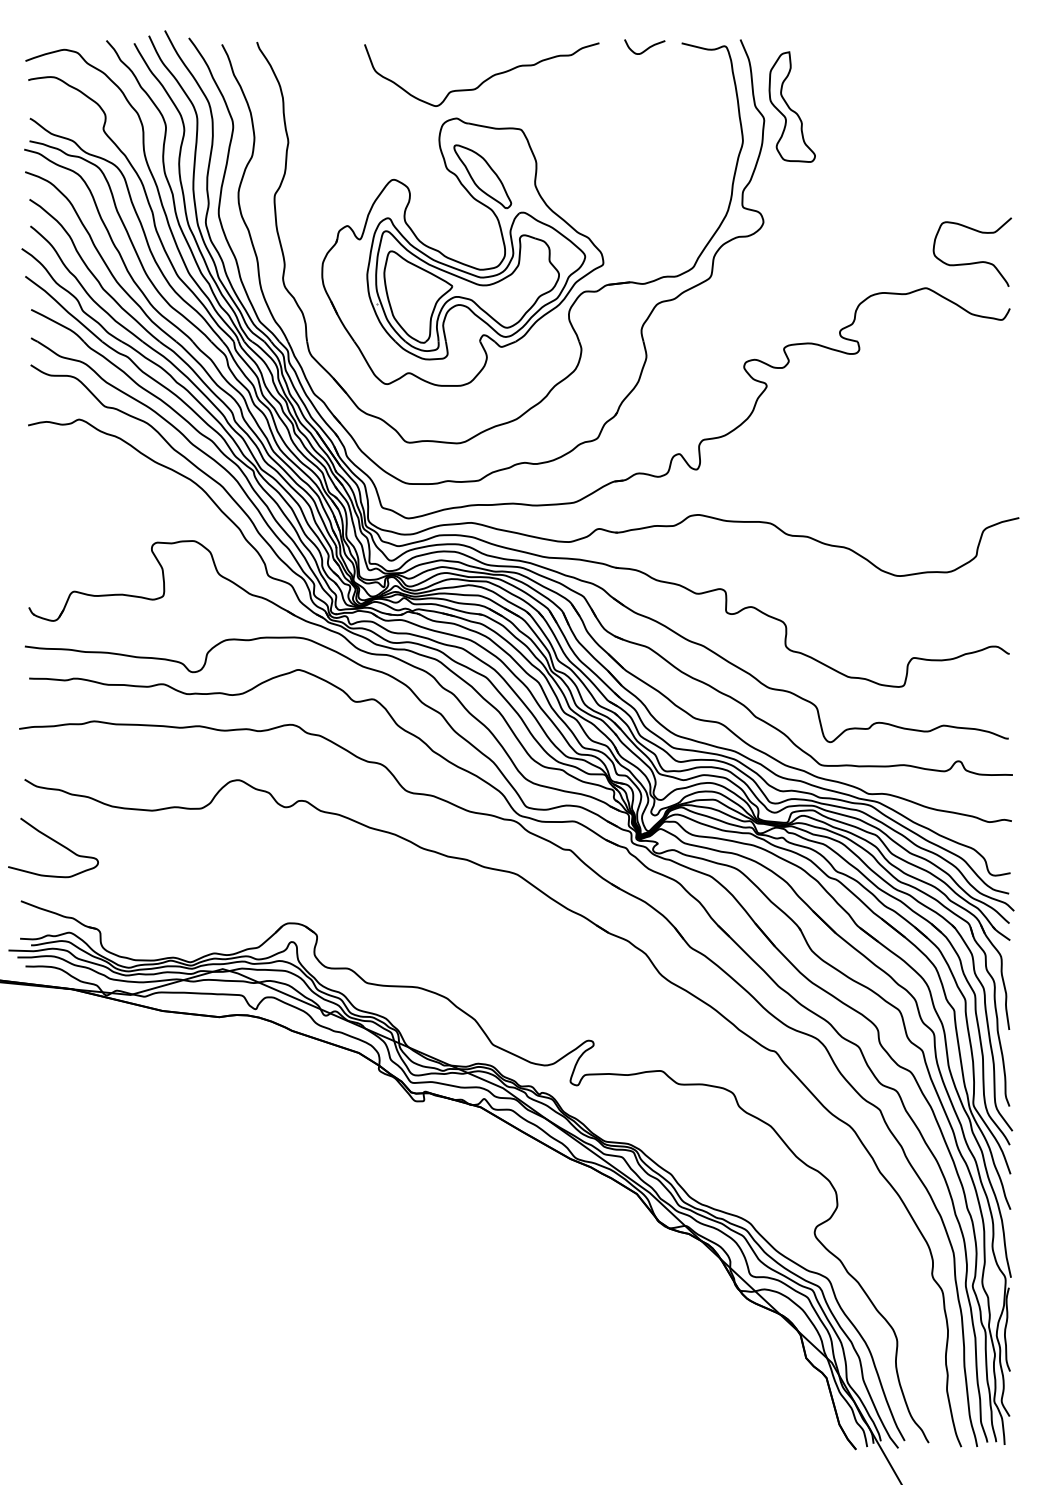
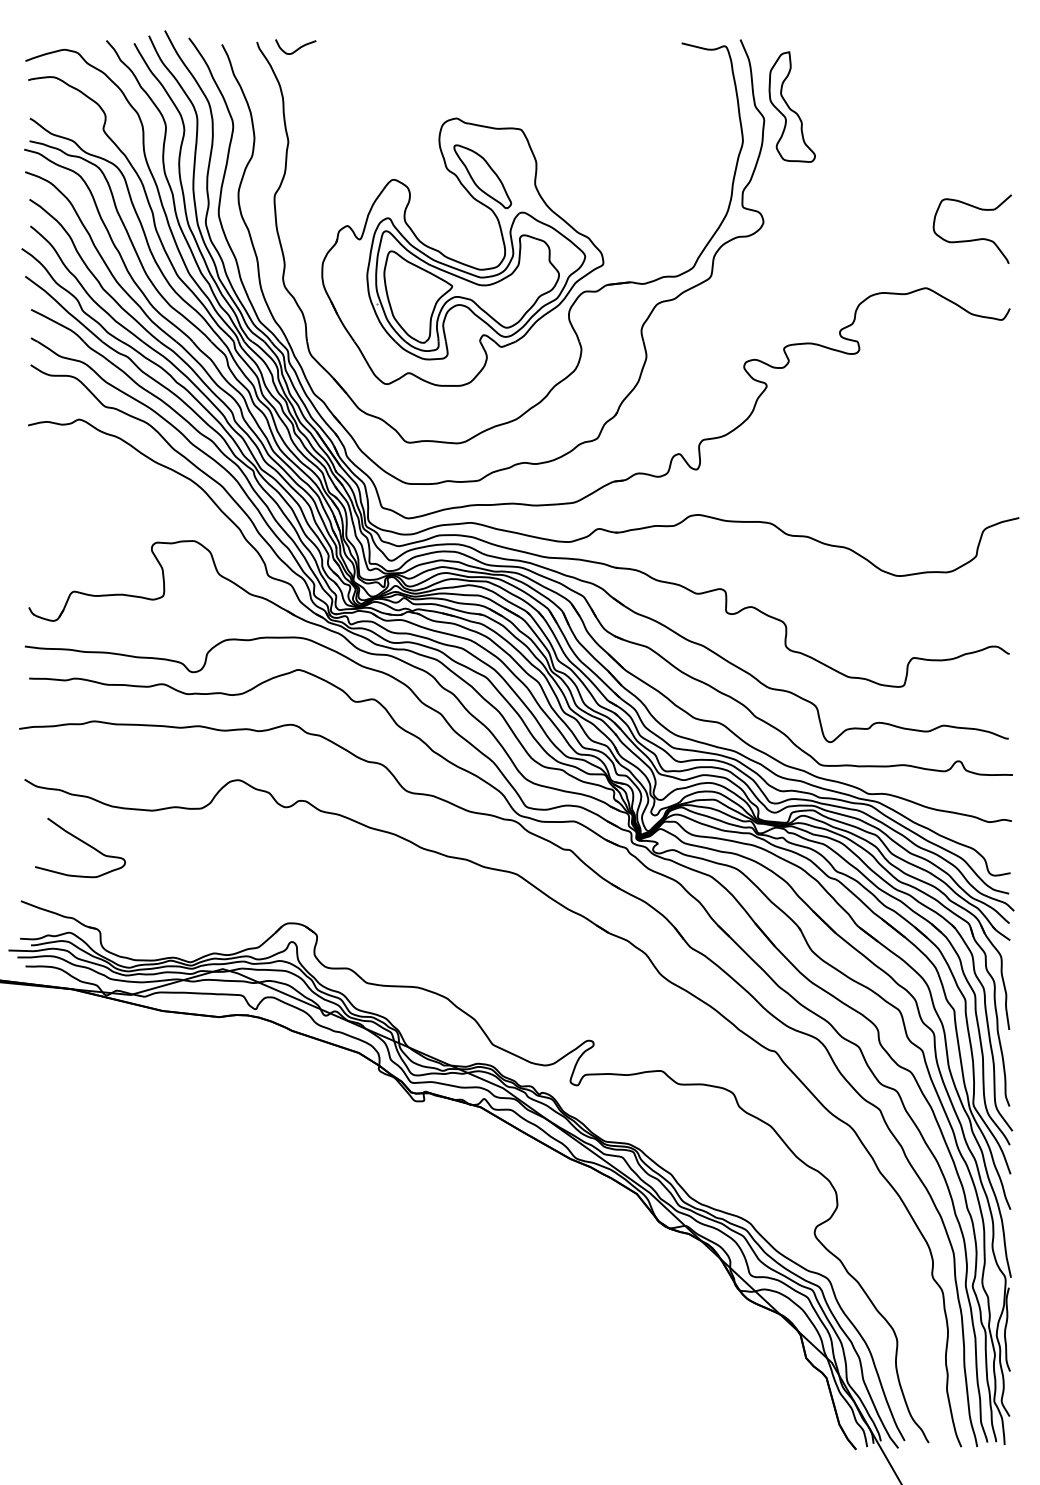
curve position: (646, 48) -> (297, 48) (297, 48)
curve: present -> none (485, 79)
curve position: (971, 262) -> (971, 239) (971, 239)
curve position: (56, 843) -> (83, 843) (83, 843)
